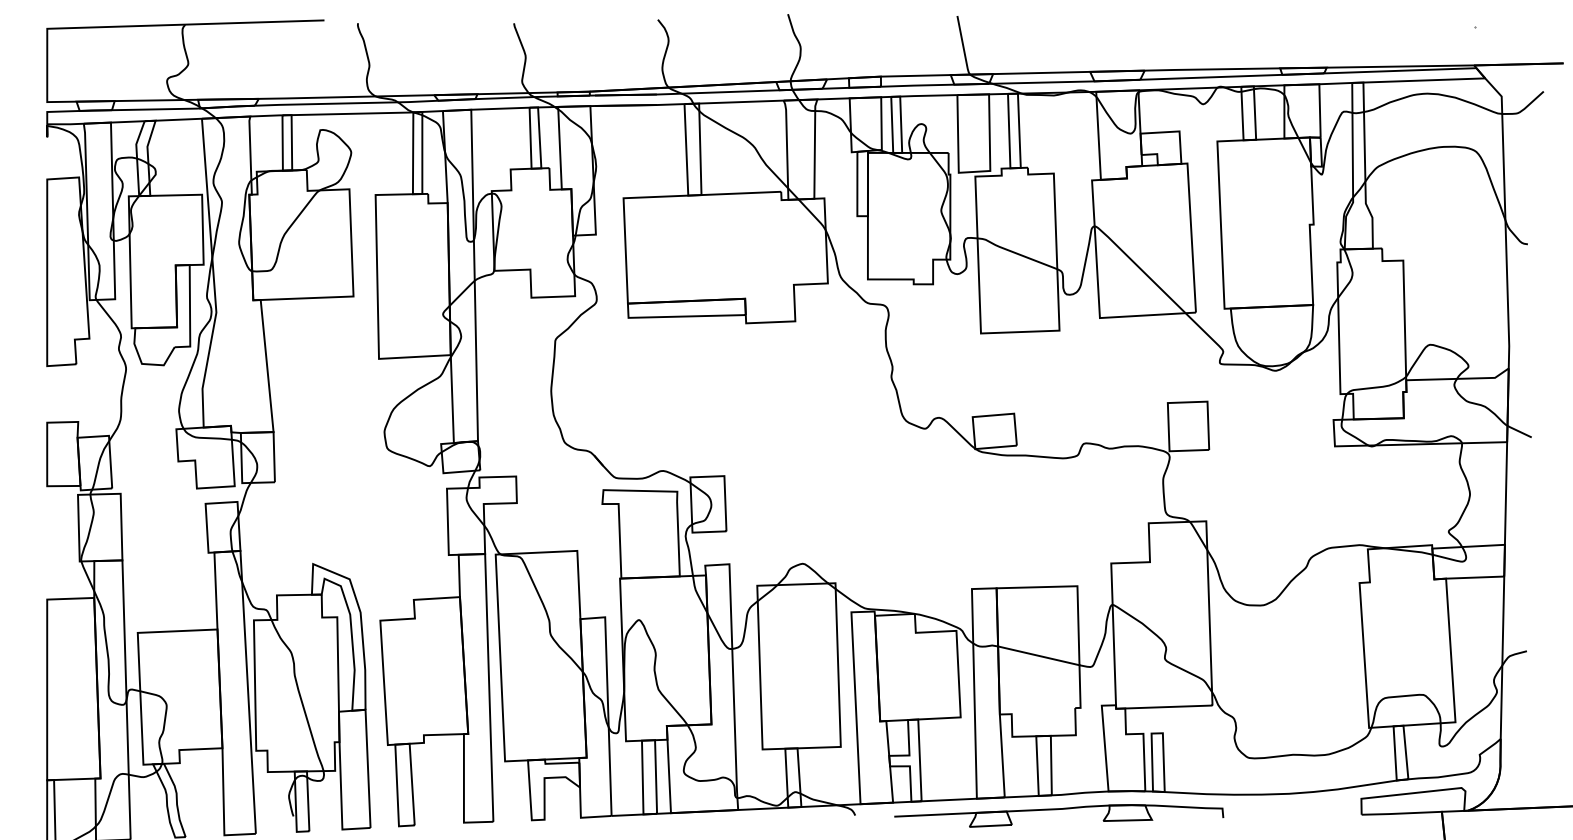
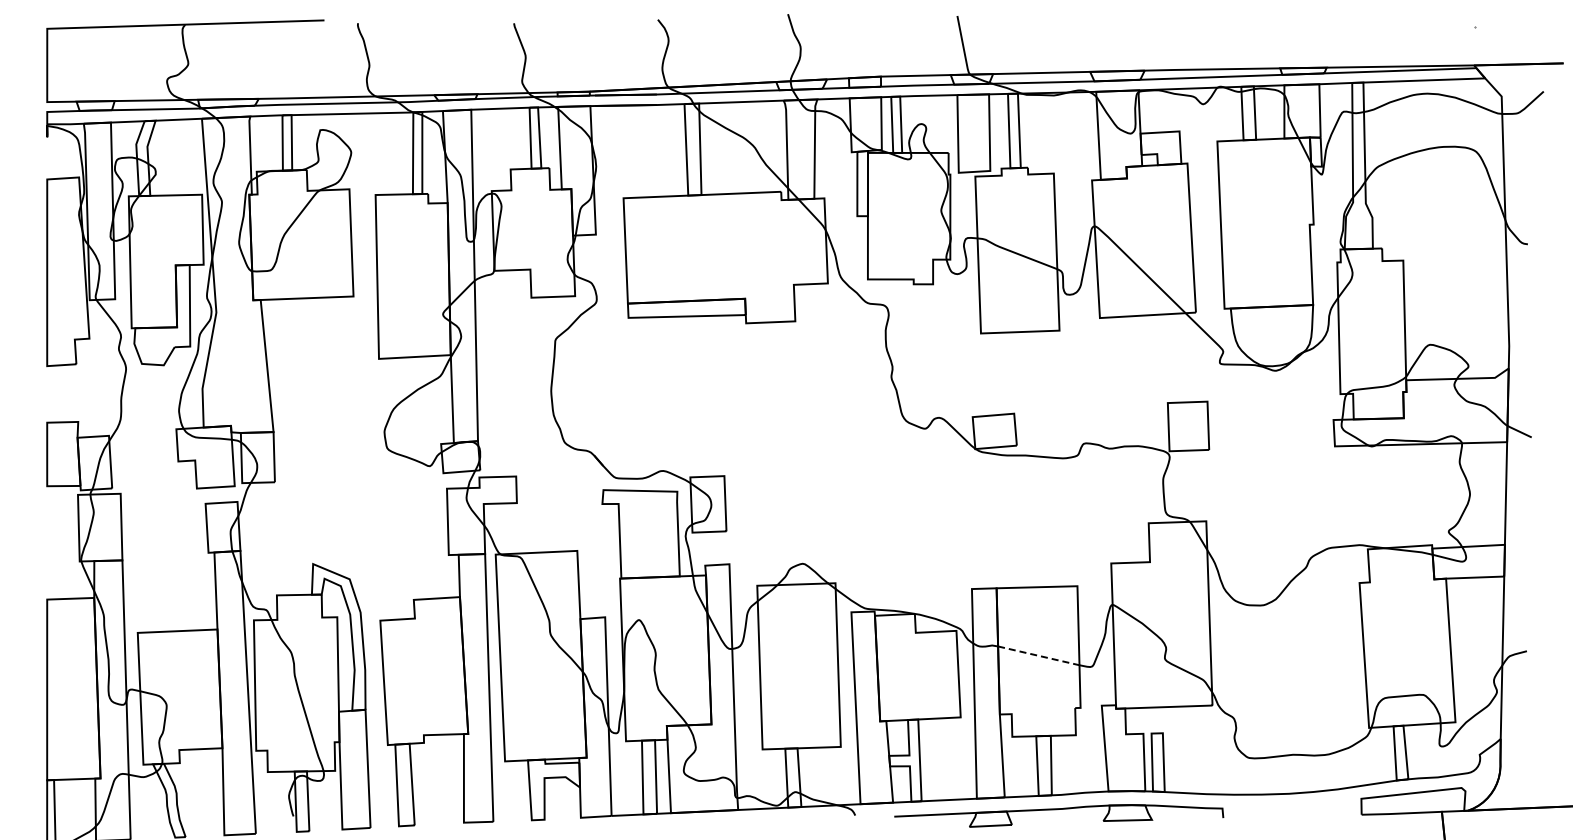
line: solid -> dashed (1038, 655)
